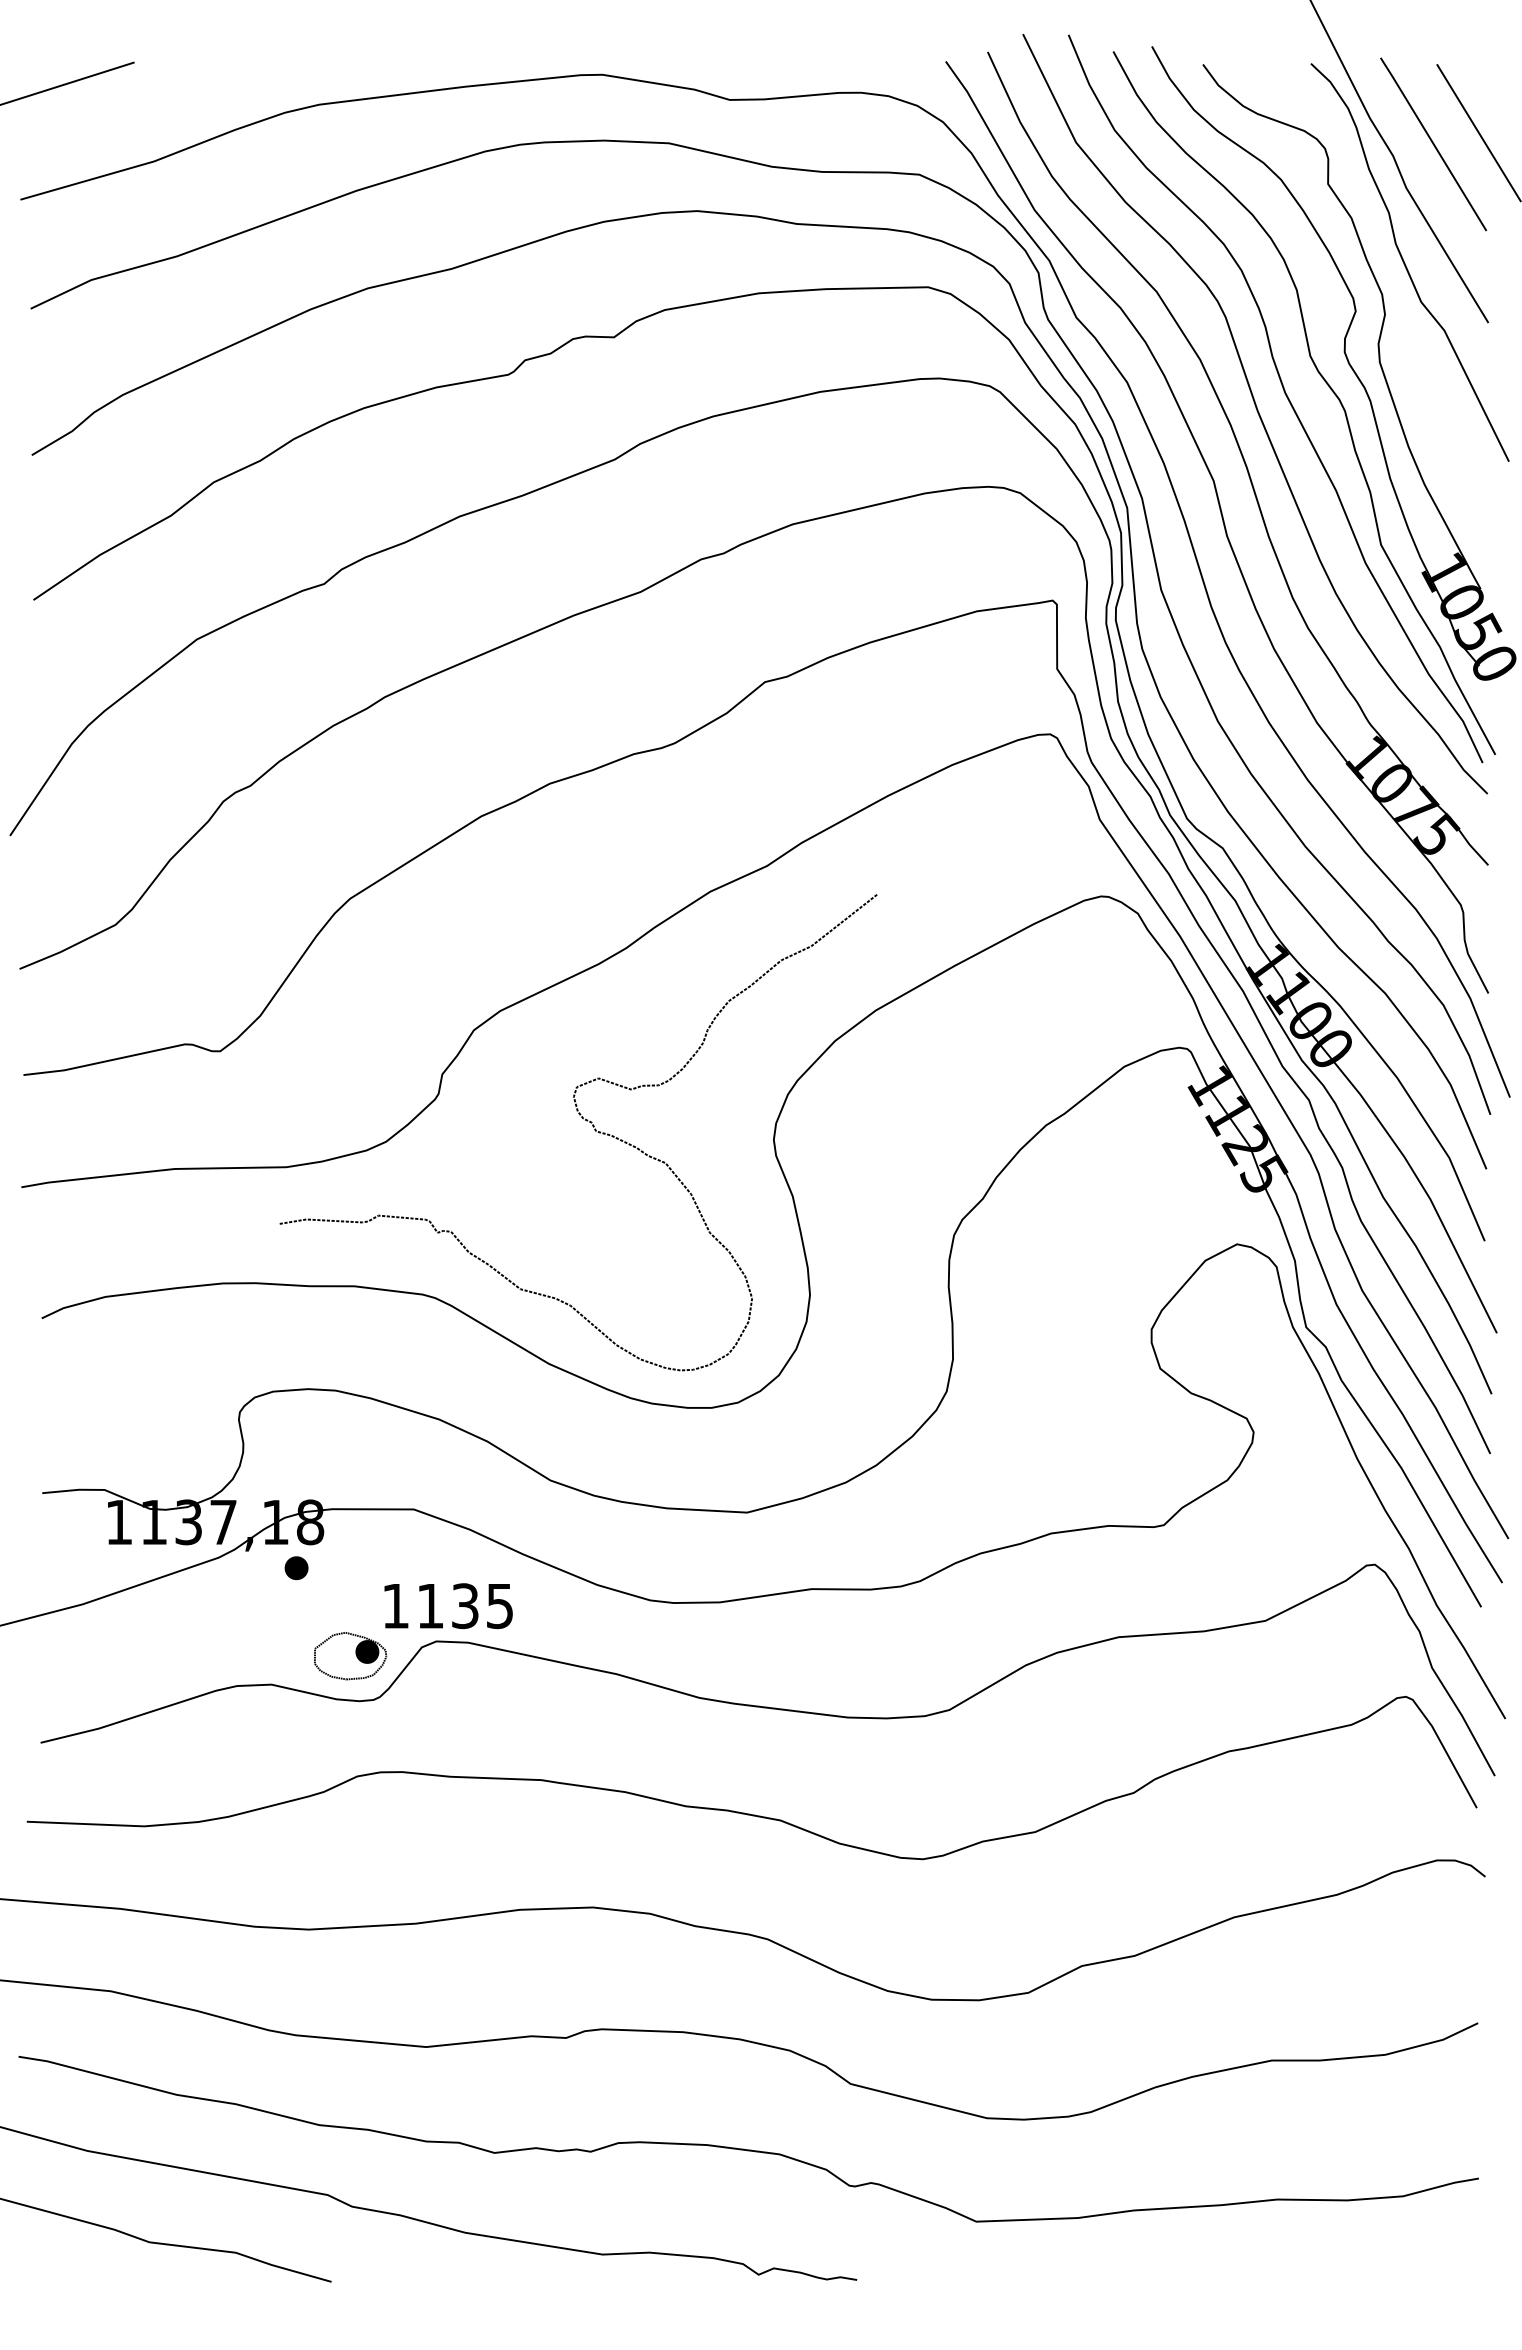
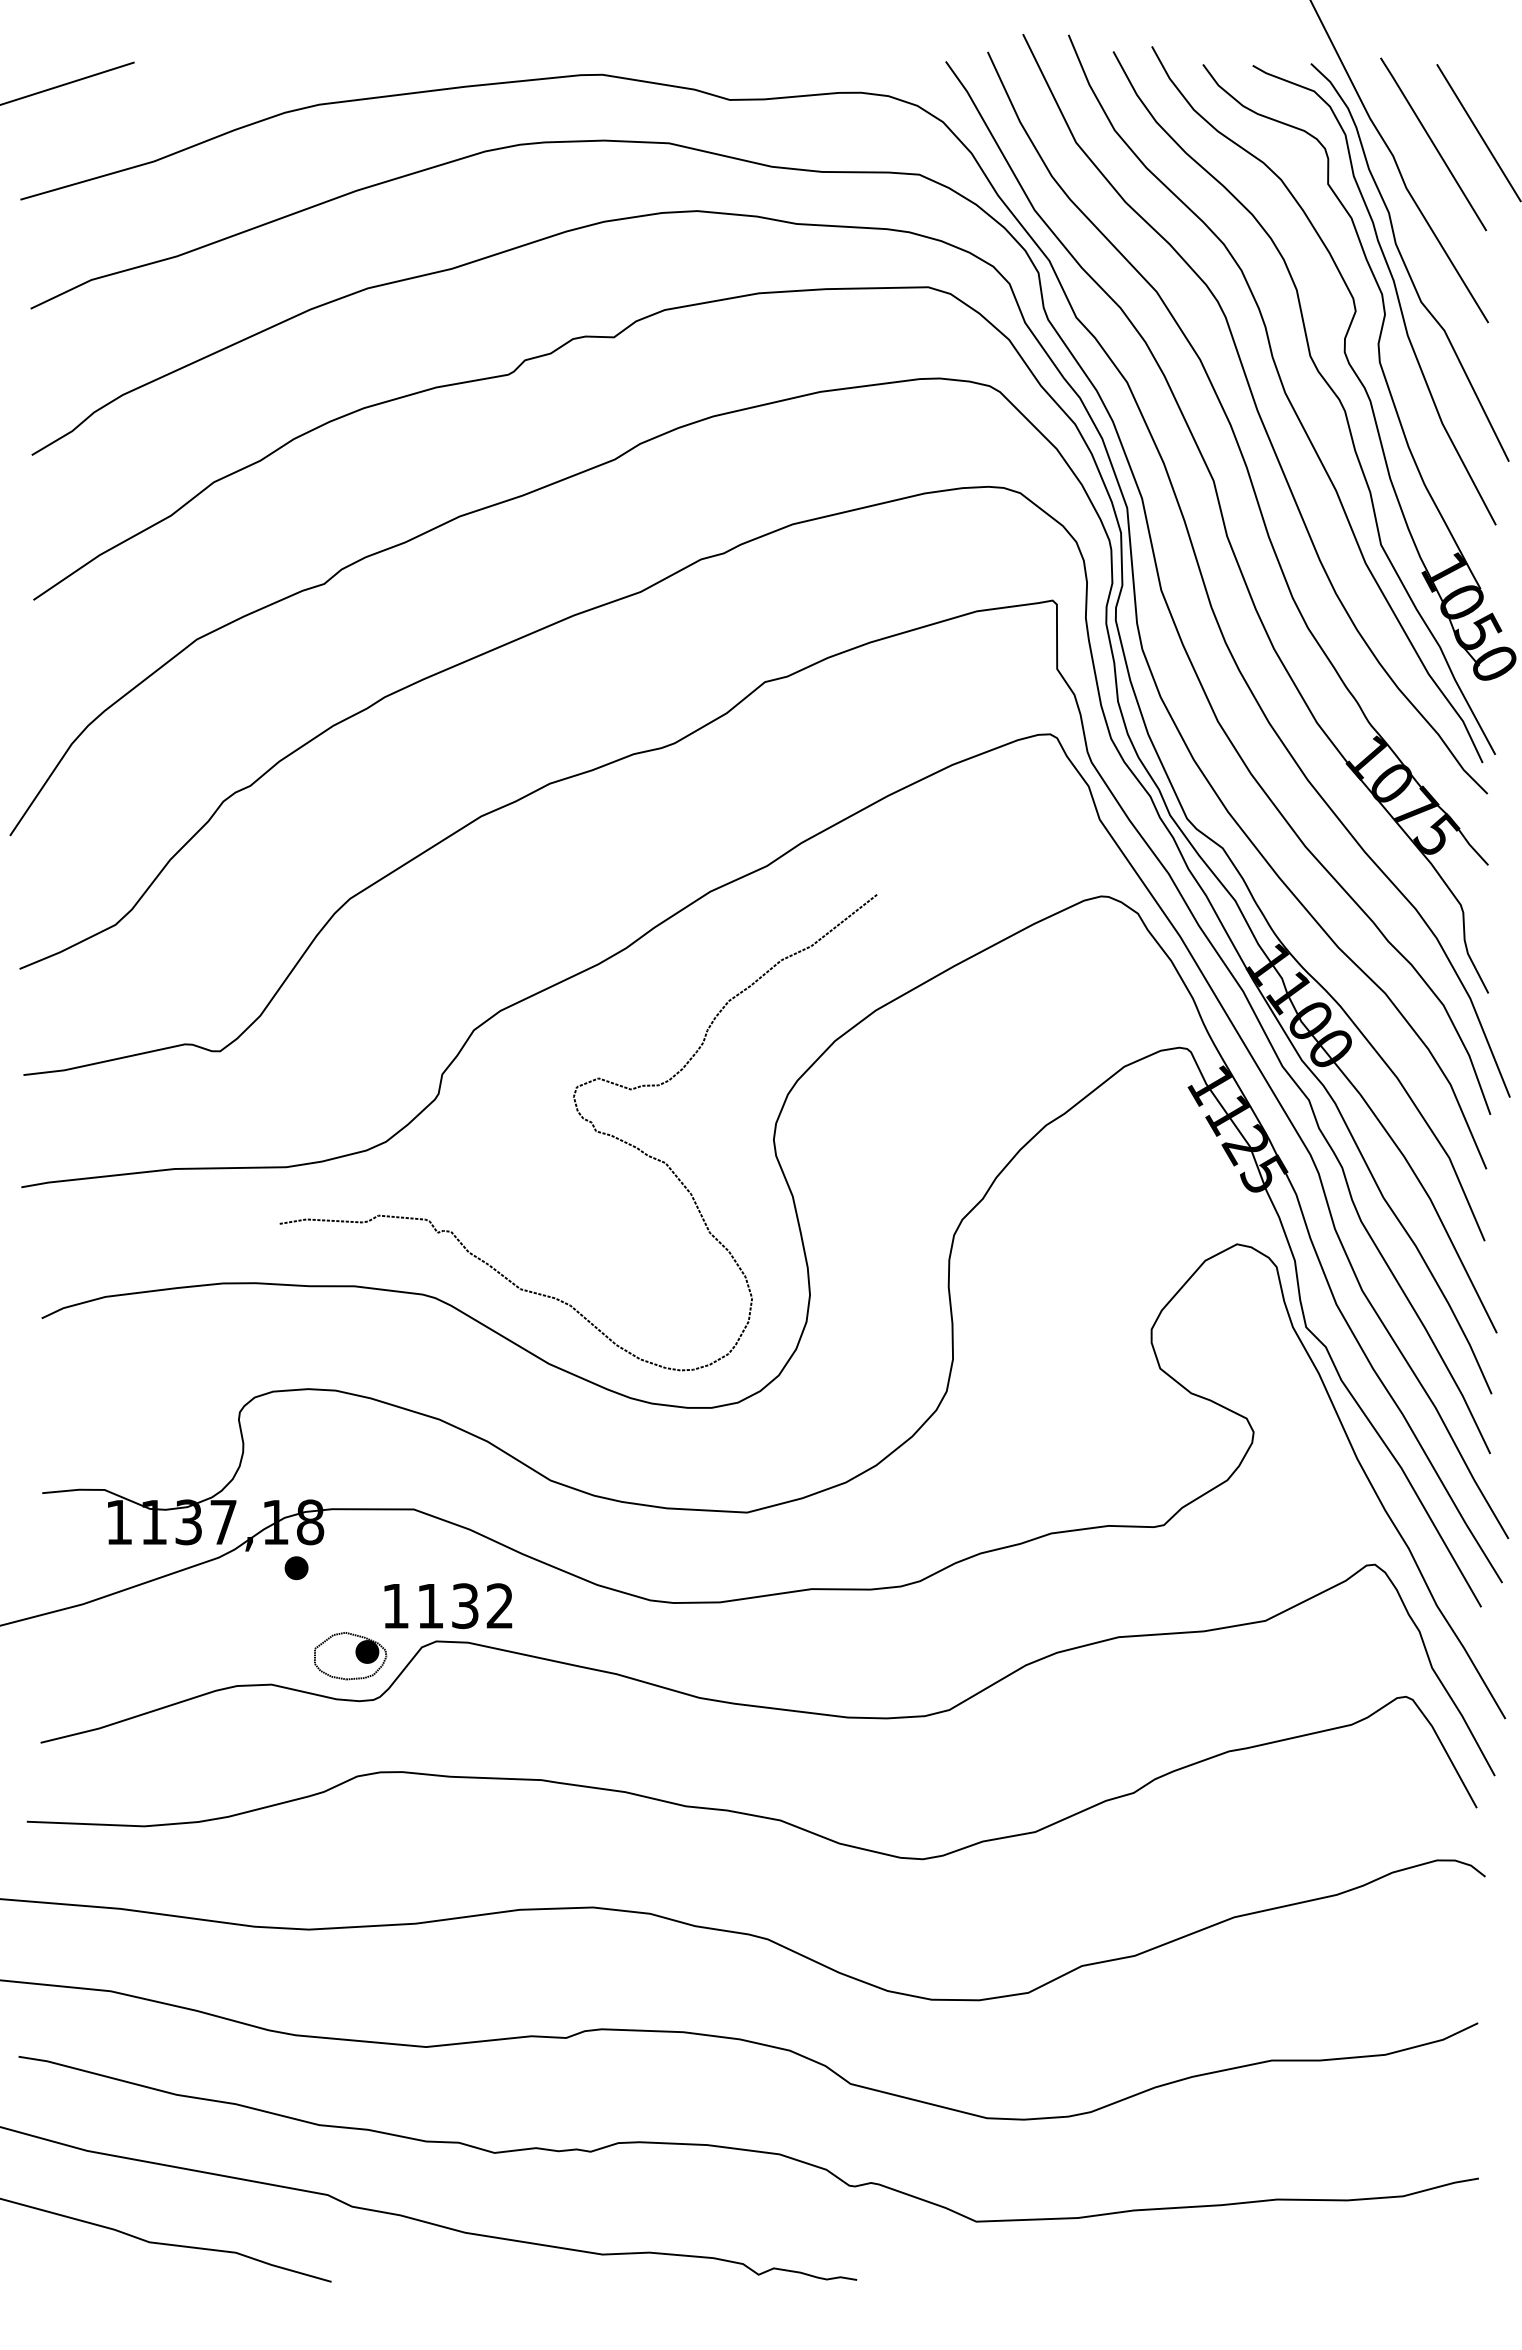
part: none -> present (1394, 288)
text: 1135 -> 1132 (499, 1606)
